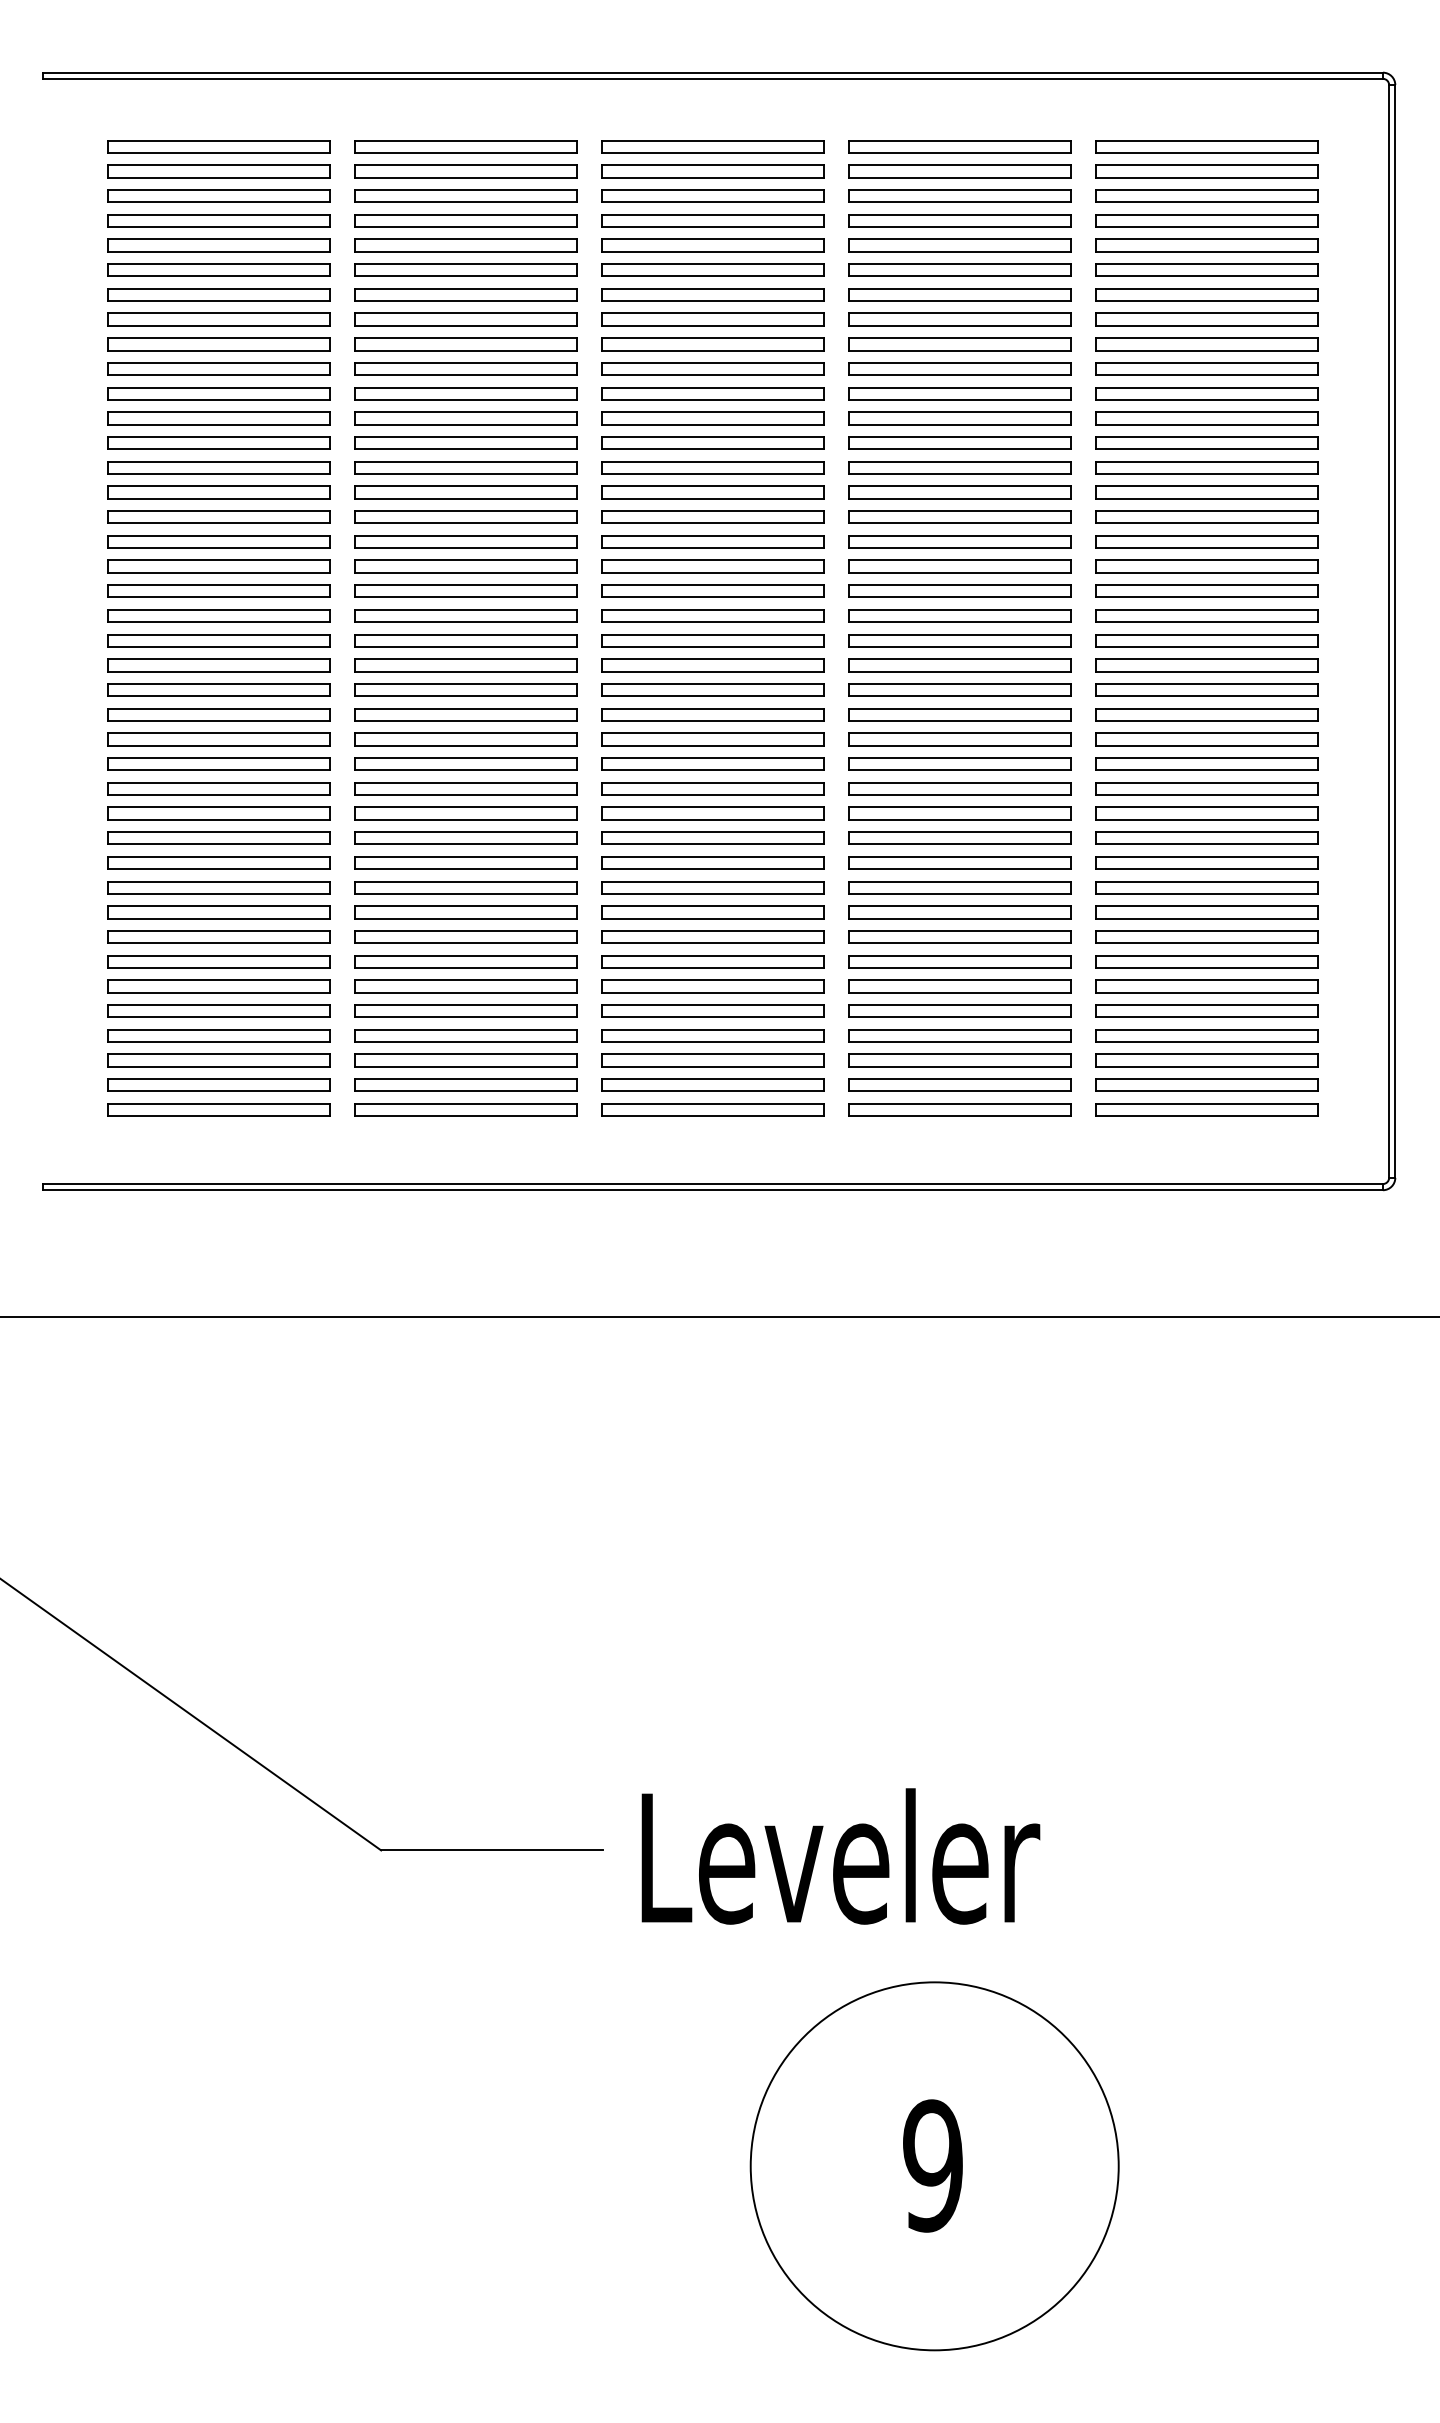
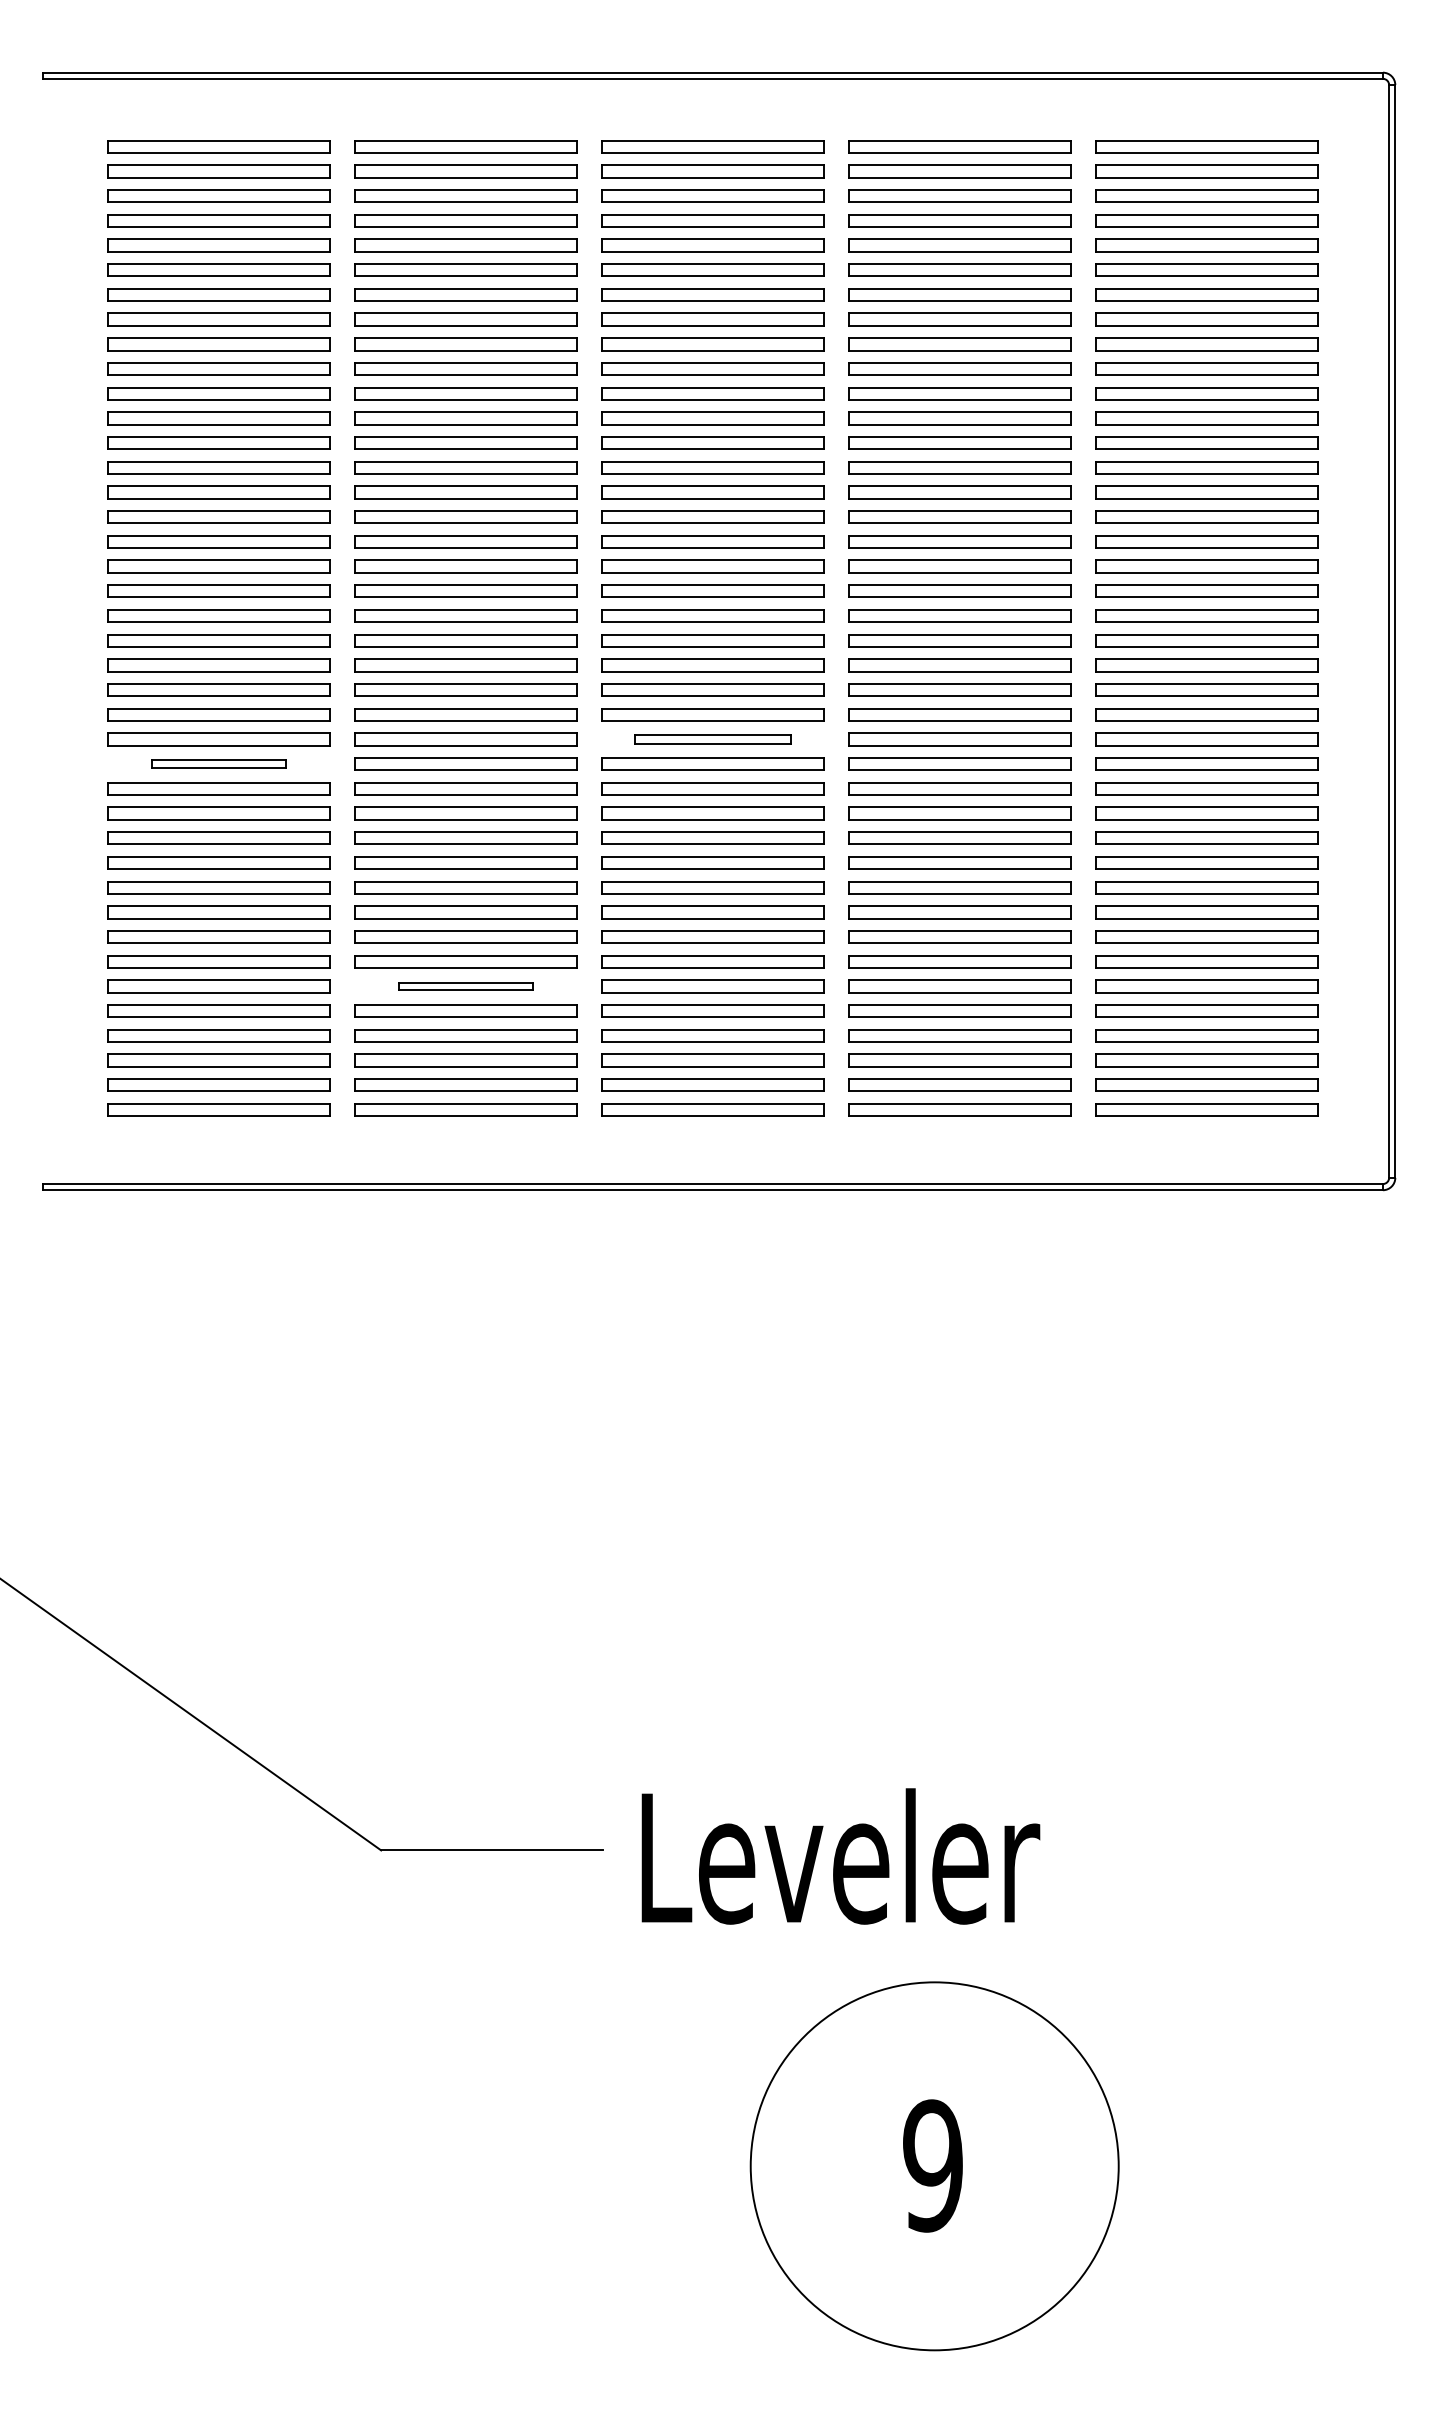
part size: 224x15 px -> 158x11 px (712, 739)
part size: 224x14 px -> 136x10 px (218, 763)
part size: 224x15 px -> 136x9 px (465, 986)
line: present -> none (719, 1316)
